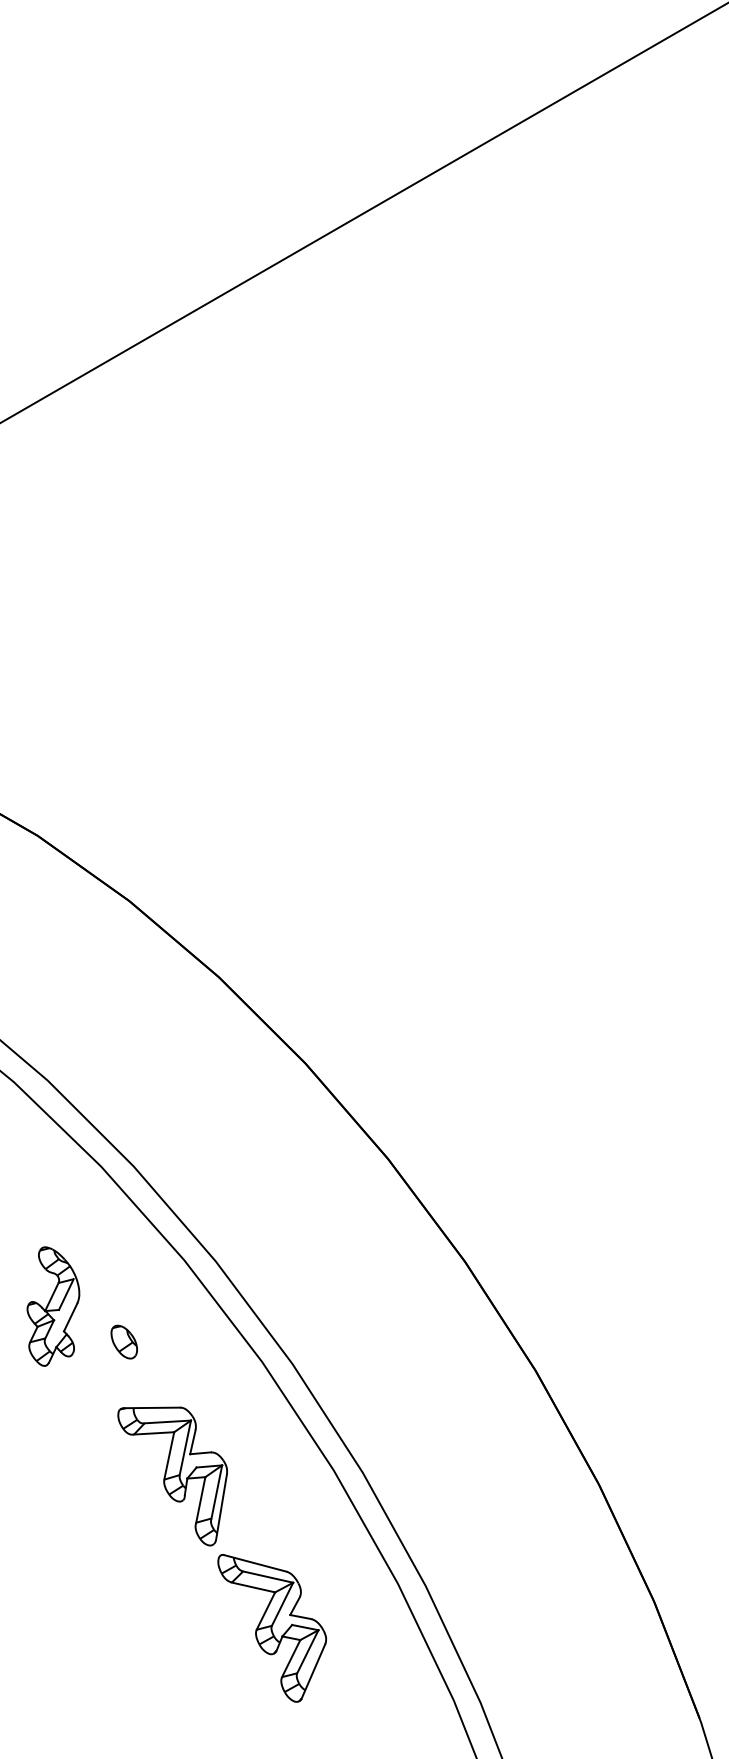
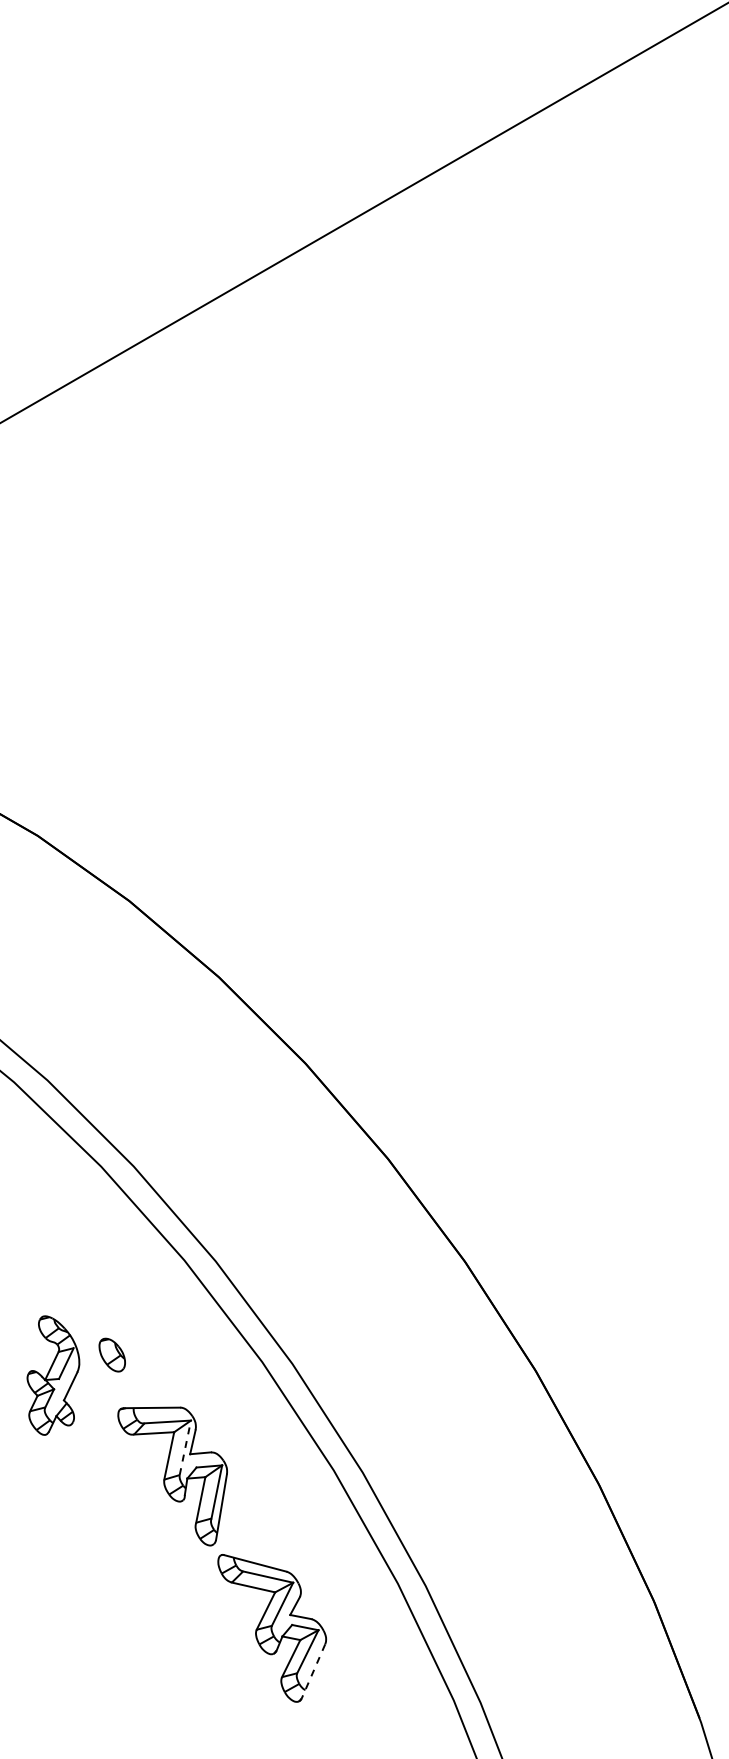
part position: (53, 1306) -> (53, 1375) (53, 1375)
part position: (123, 1341) -> (111, 1354) (111, 1354)
line: solid -> dashed (185, 1447)
line: solid -> dashed (313, 1671)
